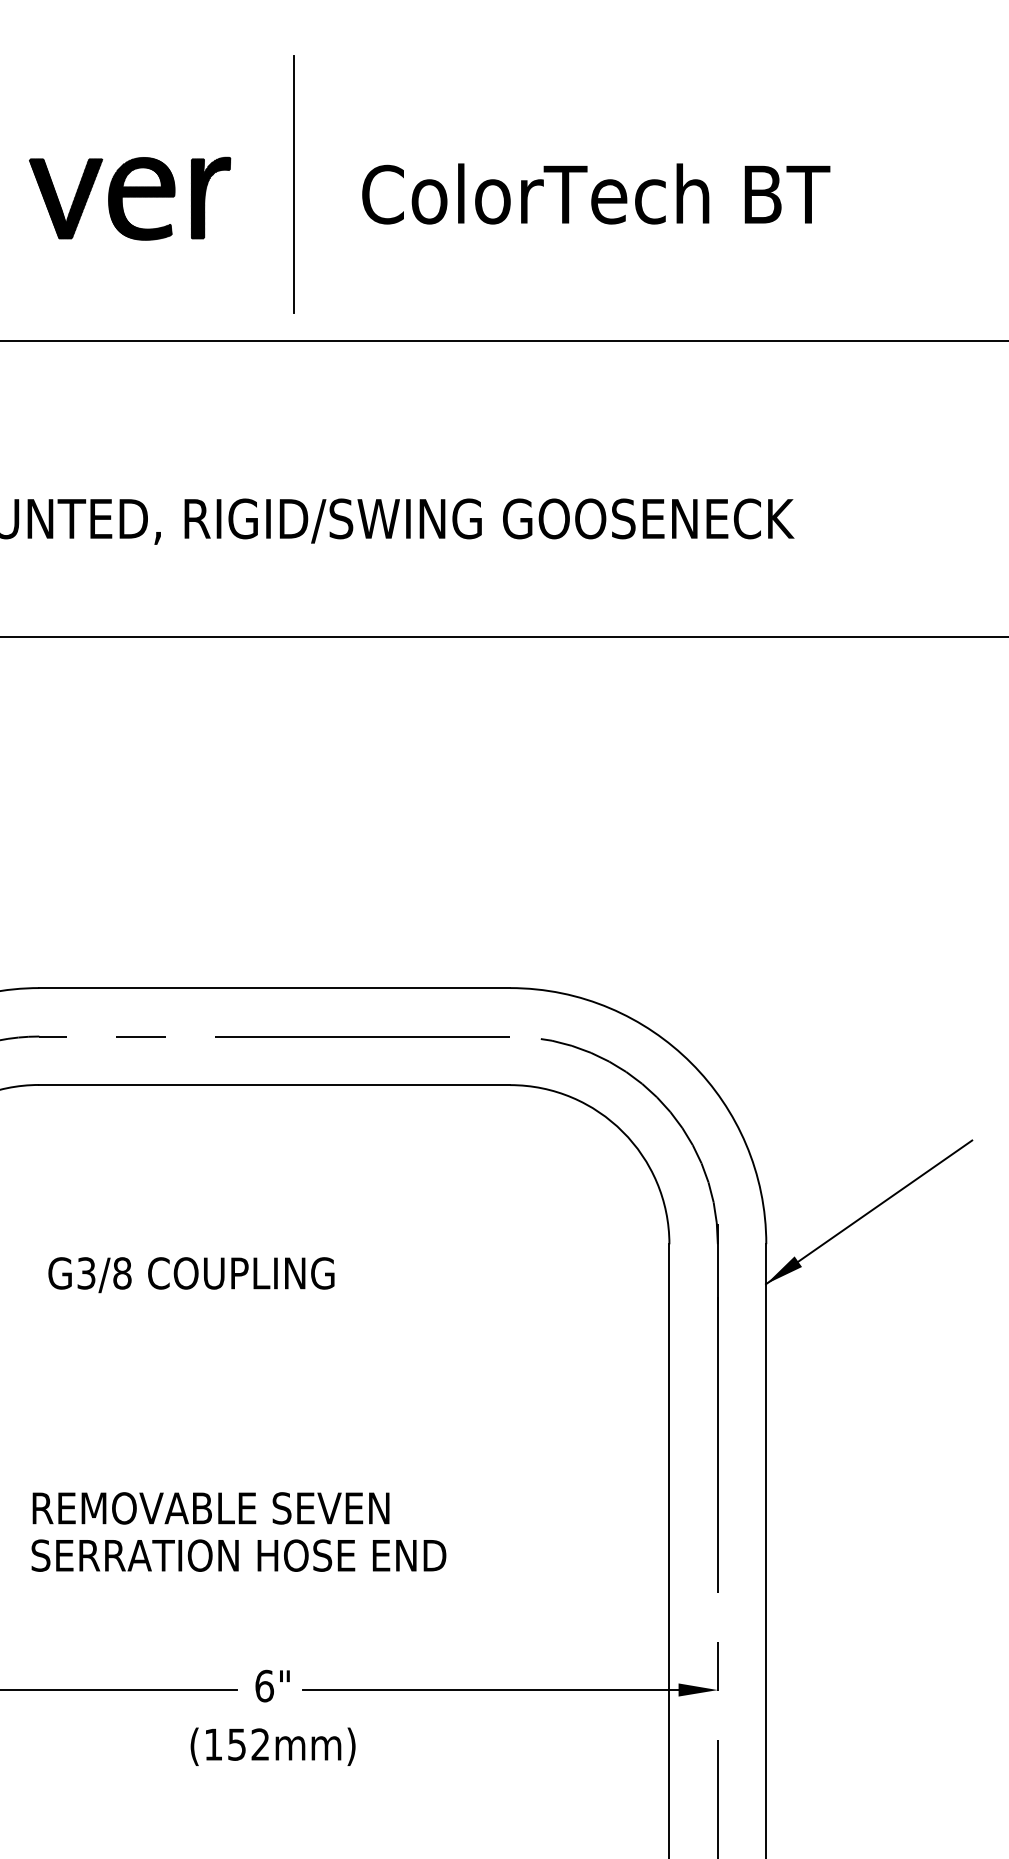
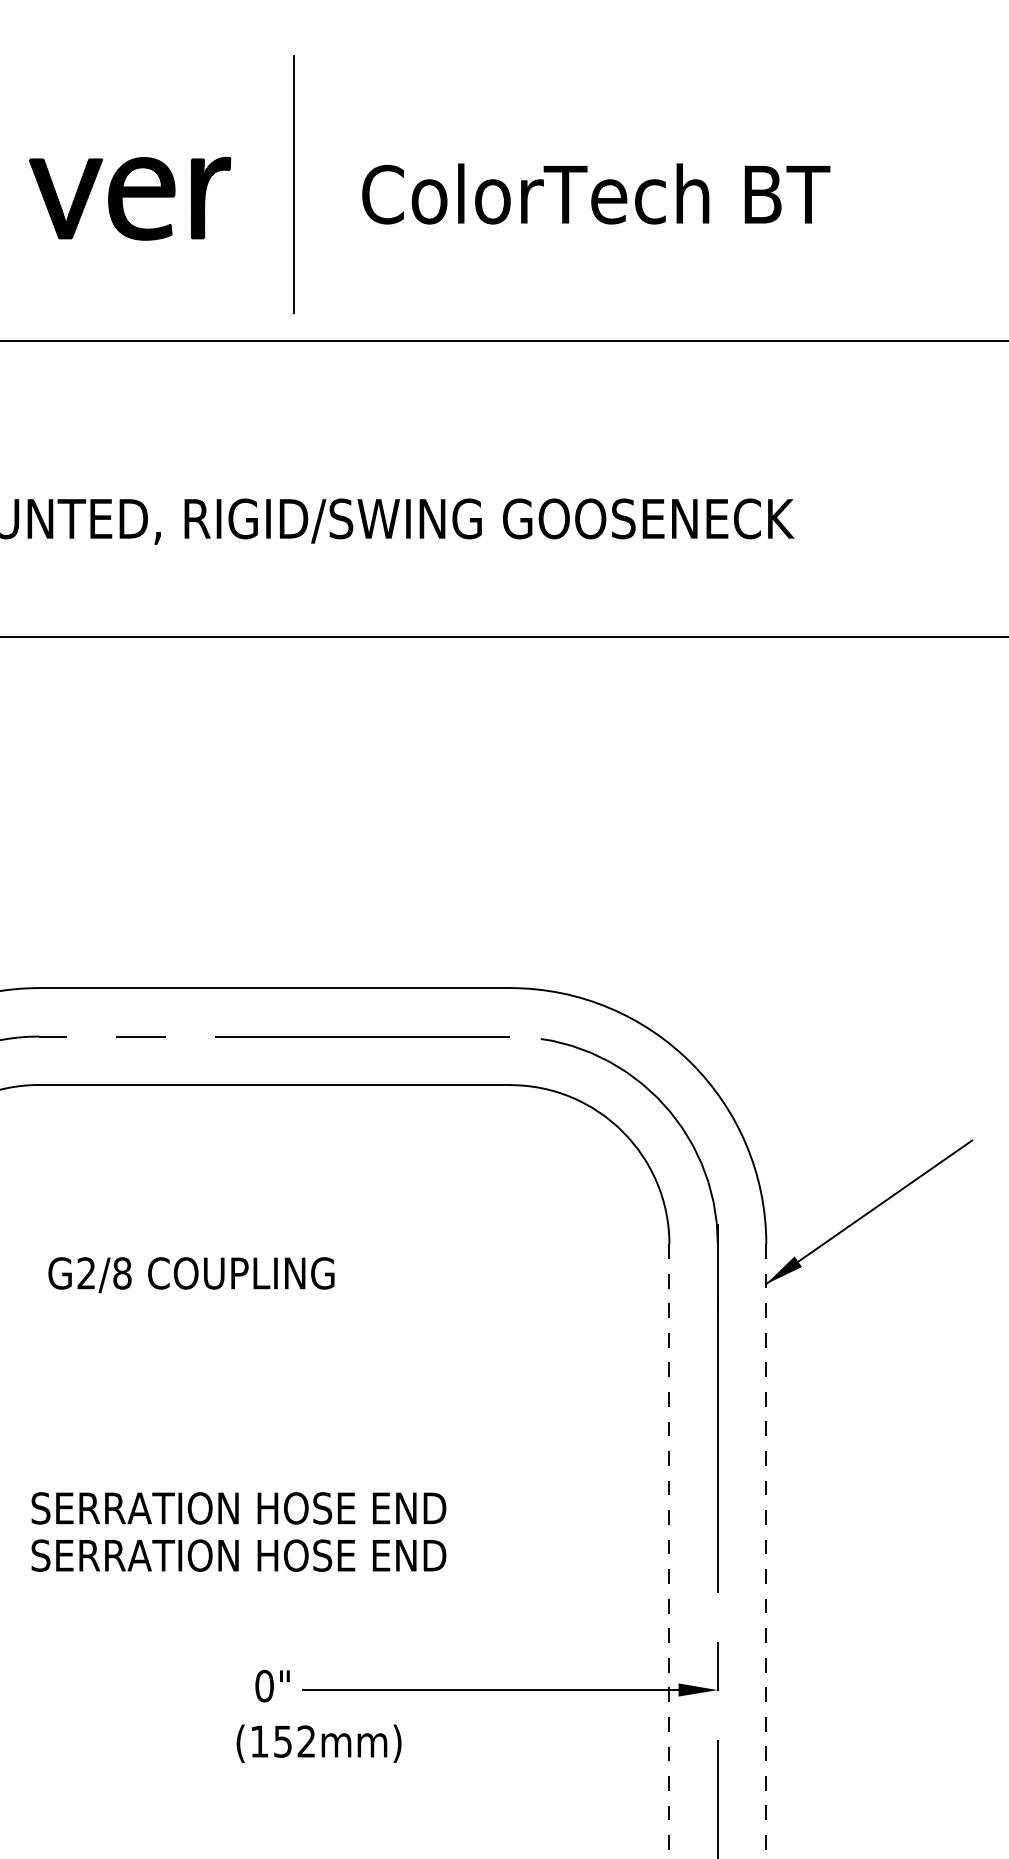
text: G3/8 -> G2/8 (86, 1273)
text: REMOVABLE SEVEN -> SERRATION HOSE END (238, 1508)
line: solid -> dashed (669, 1552)
line: solid -> dashed (766, 1552)
text: 6" -> 0" (264, 1685)
line: present -> none (119, 1690)
text position: (272, 1746) -> (318, 1743) (318, 1743)
